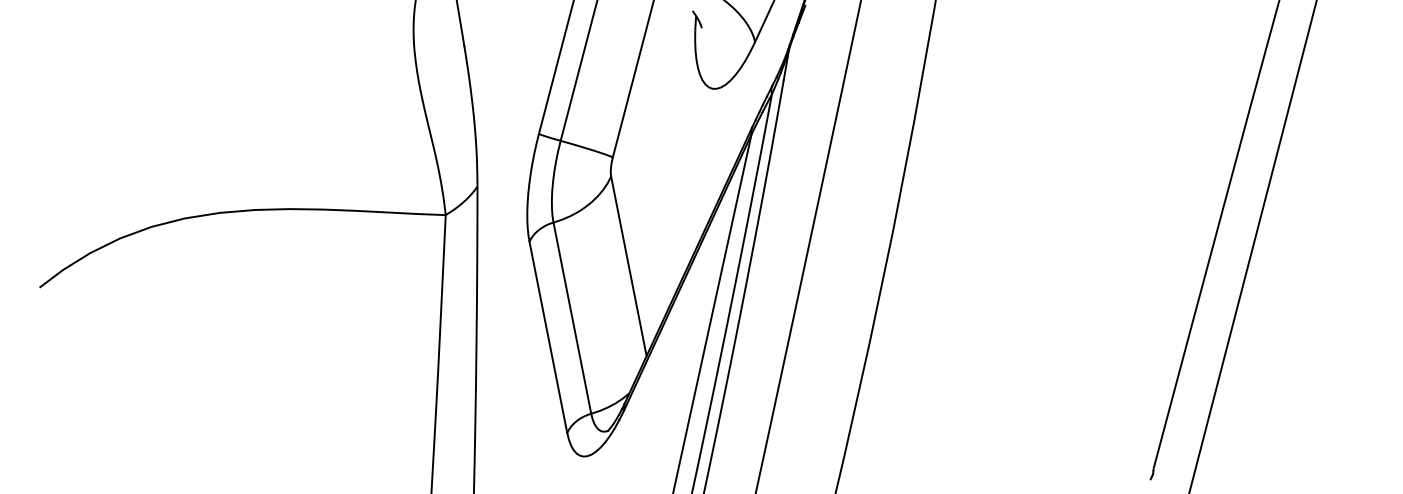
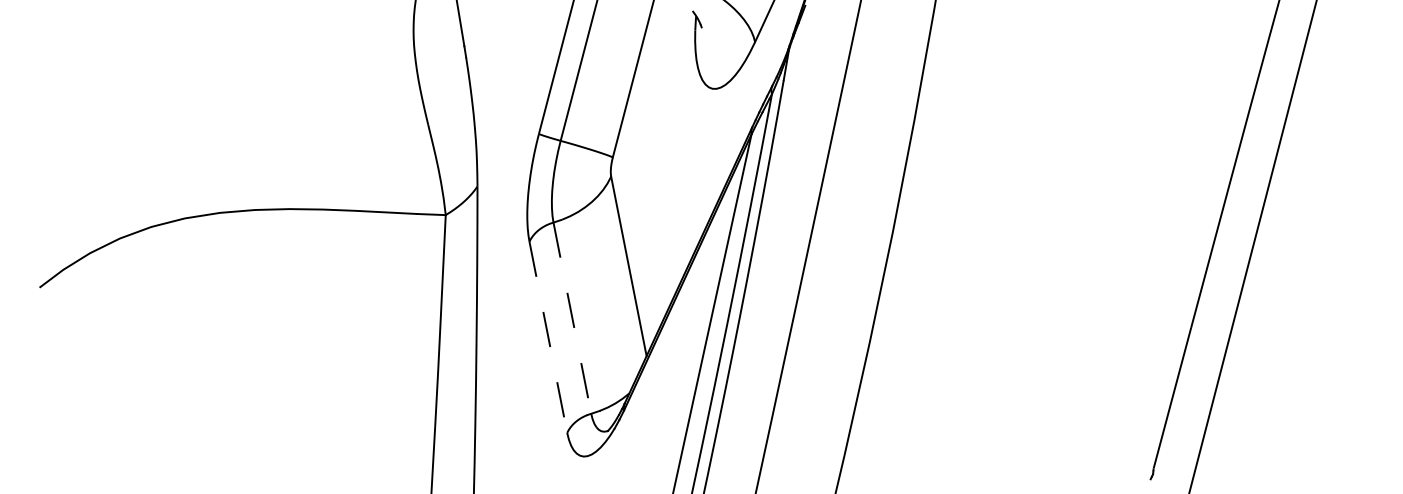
line: solid -> dashed (572, 318)
line: solid -> dashed (548, 337)
